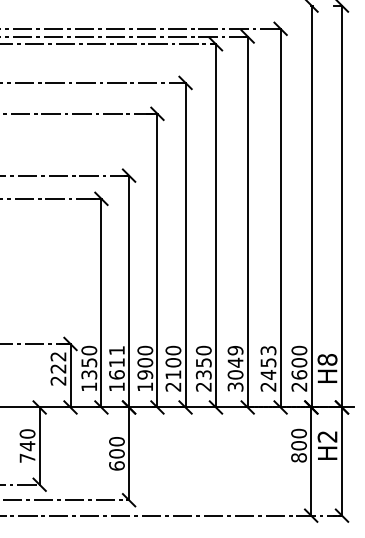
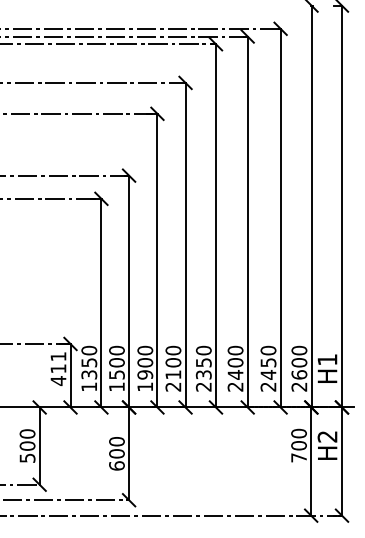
text: 2453 -> 2450 (268, 350)
text: H8 -> H1 (327, 359)
text: 1611 -> 1500 (116, 362)
text: 3049 -> 2400 (235, 368)
text: 222 -> 411 (58, 369)
text: 740 -> 500 (27, 451)
text: 800 -> 700 (298, 457)
